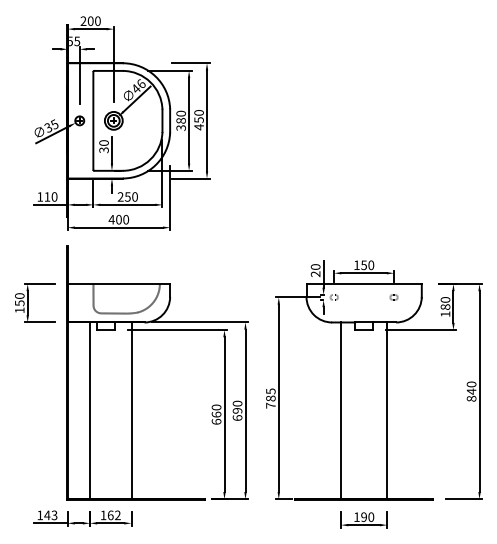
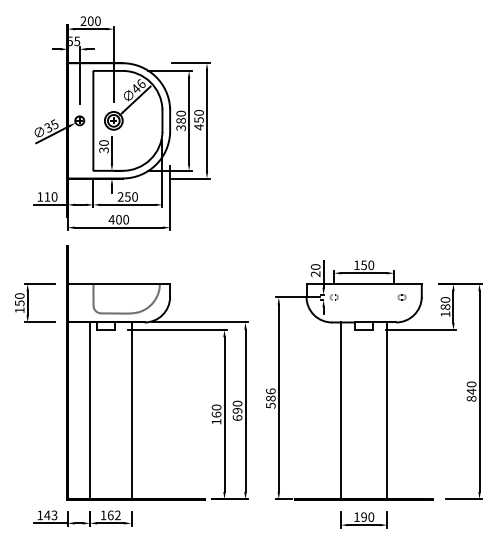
part position: (393, 297) -> (401, 297) (401, 297)
text: 785 -> 586 (270, 398)
text: 660 -> 160 (216, 421)
